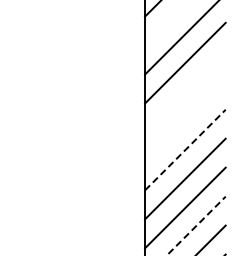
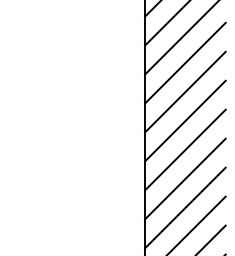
line: none -> present (166, 23)
line: none -> present (185, 91)
line: none -> present (185, 120)
line: dashed -> solid (185, 149)
line: dashed -> solid (196, 226)
